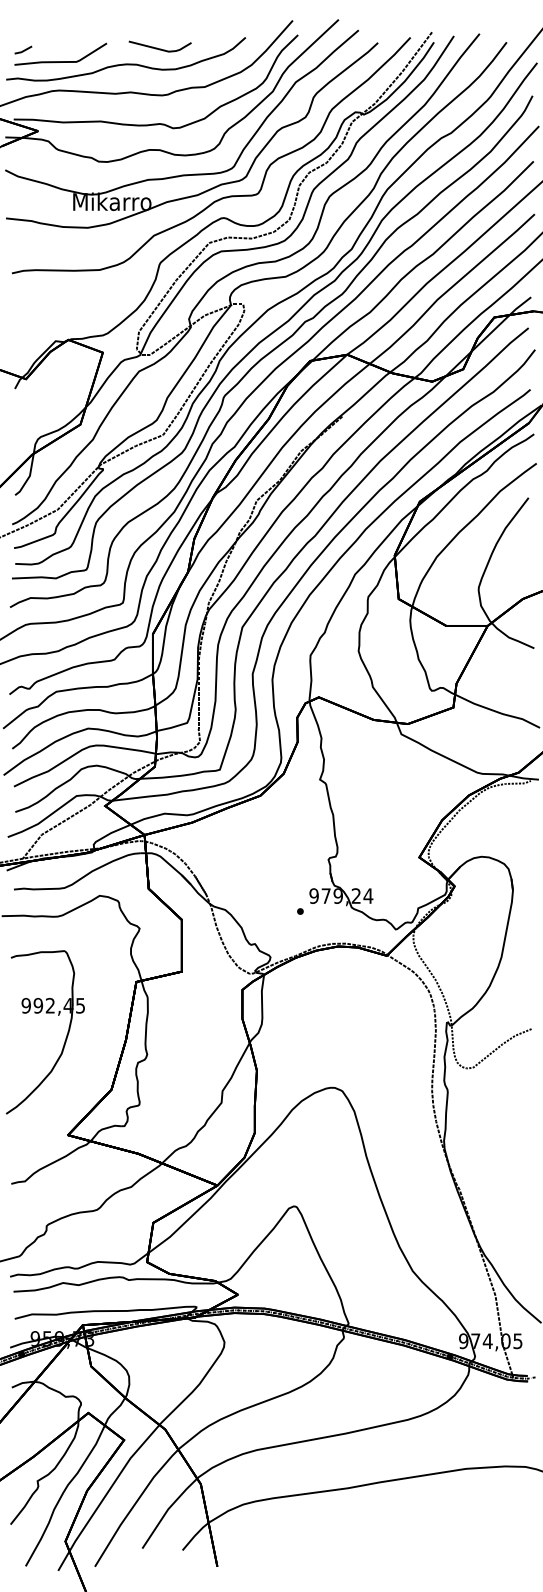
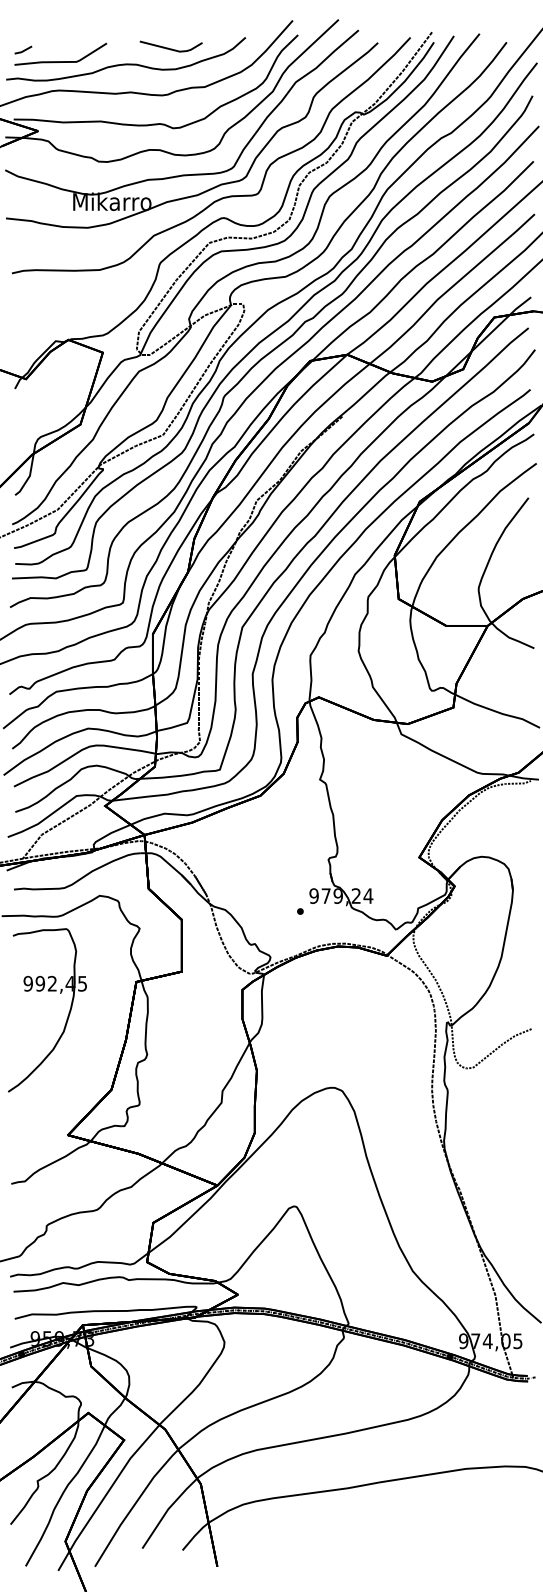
line position: (159, 48) -> (170, 48) (170, 48)
part position: (46, 1013) -> (48, 991) (48, 991)
